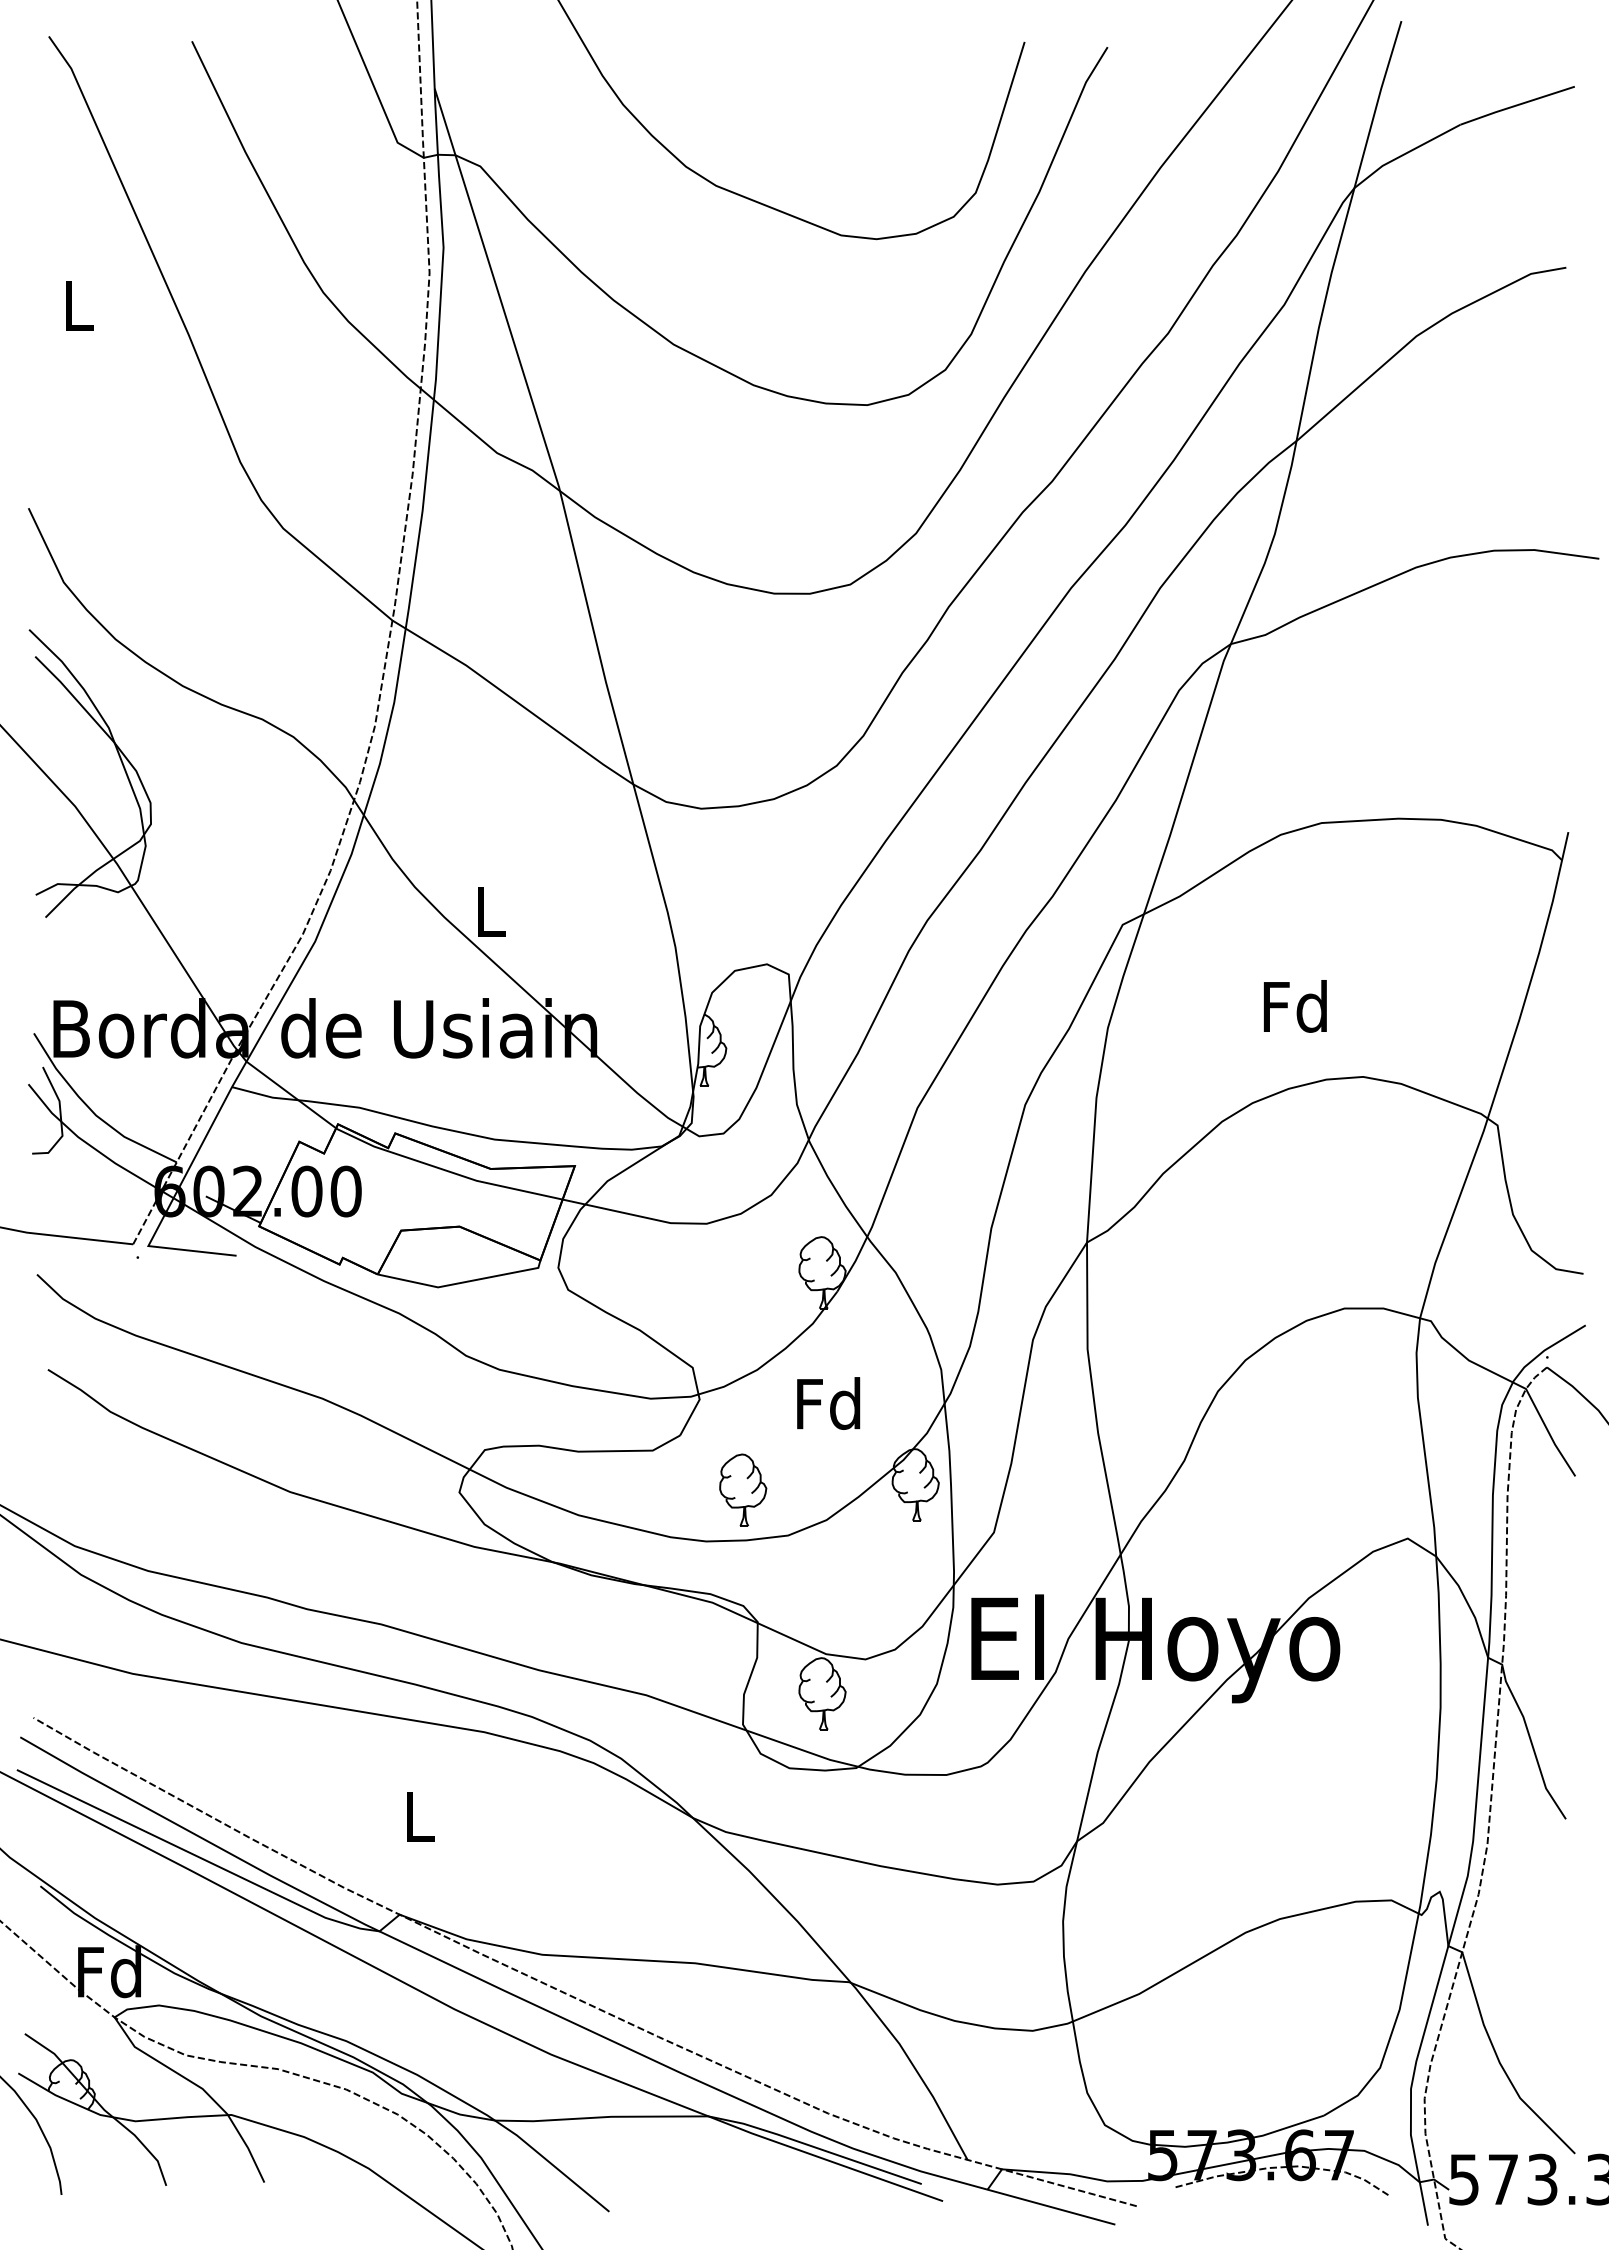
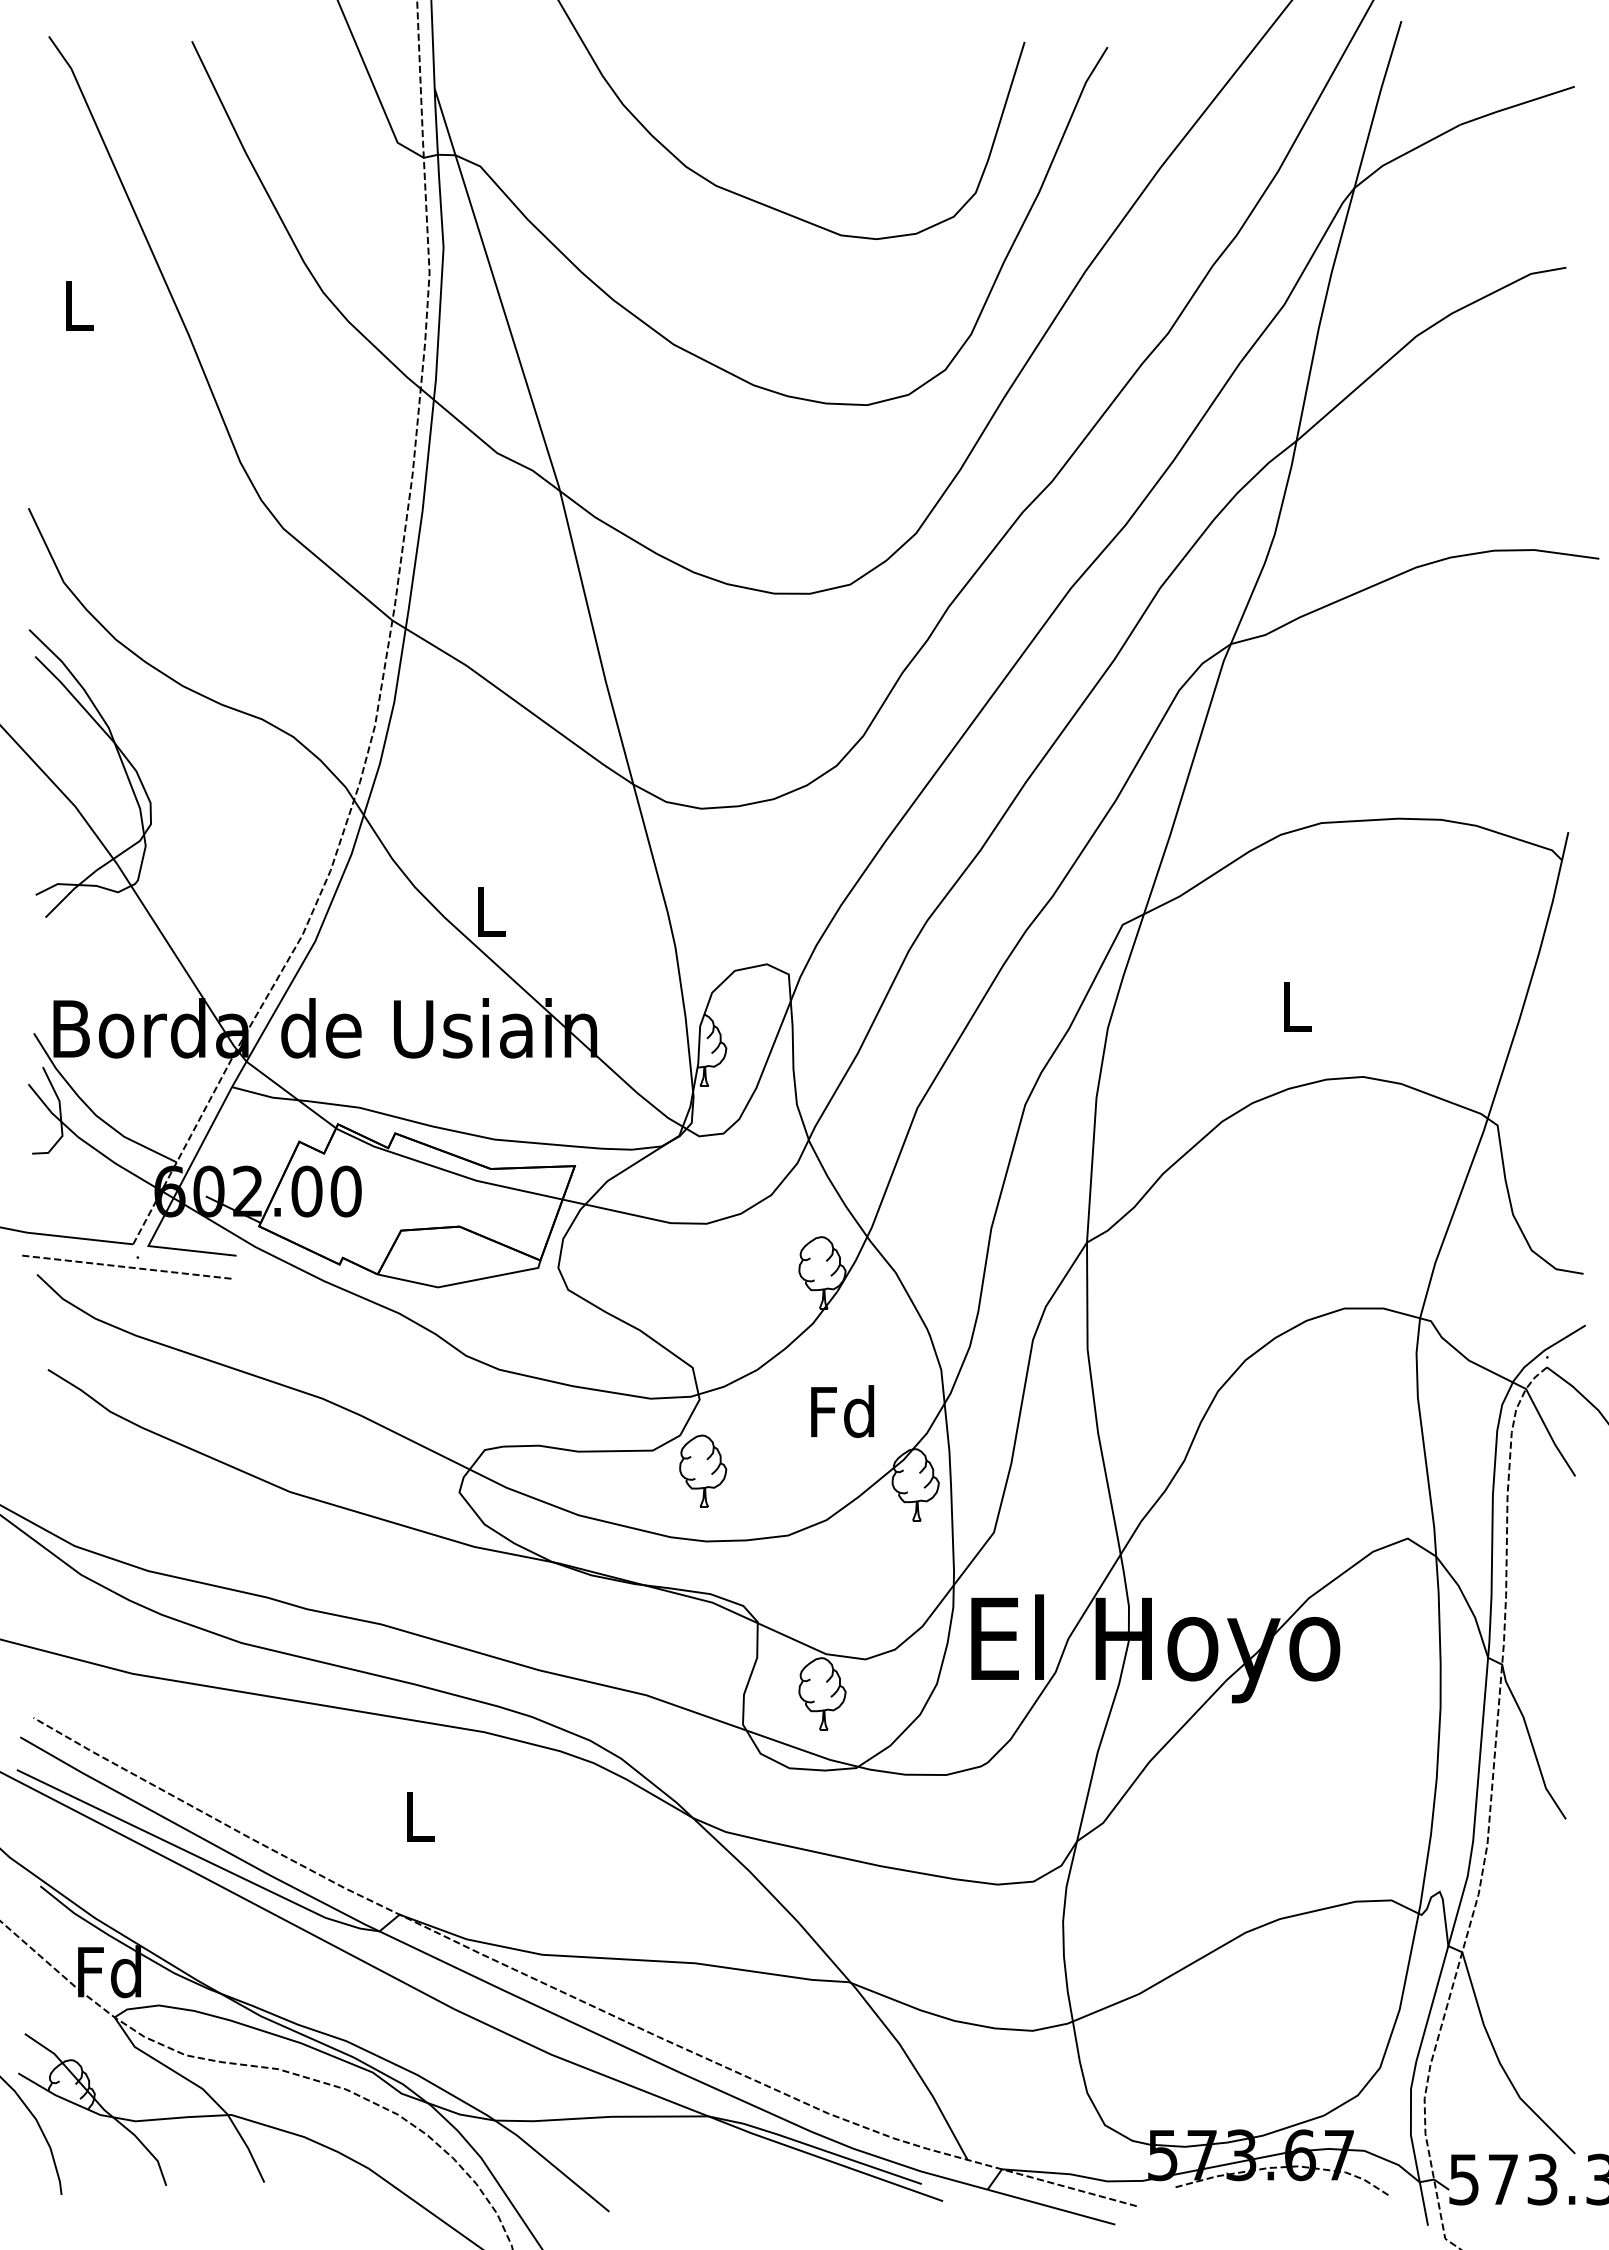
text: Fd -> L (1294, 1006)
line: none -> present (125, 1266)
text position: (828, 1403) -> (842, 1411) (842, 1411)
part position: (743, 1489) -> (703, 1470) (703, 1470)
